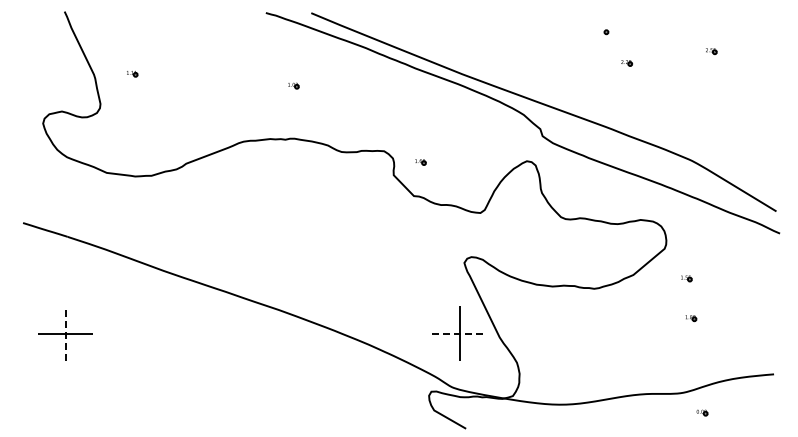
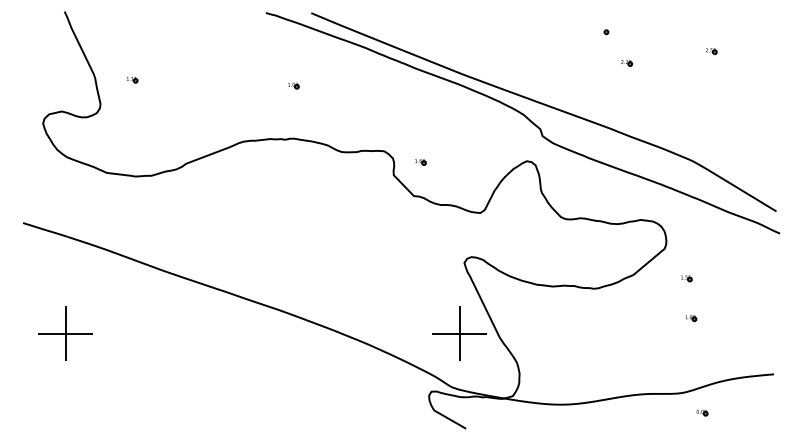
part position: (132, 74) -> (132, 80) (132, 80)
line: dashed -> solid (65, 333)
line: dashed -> solid (459, 333)
